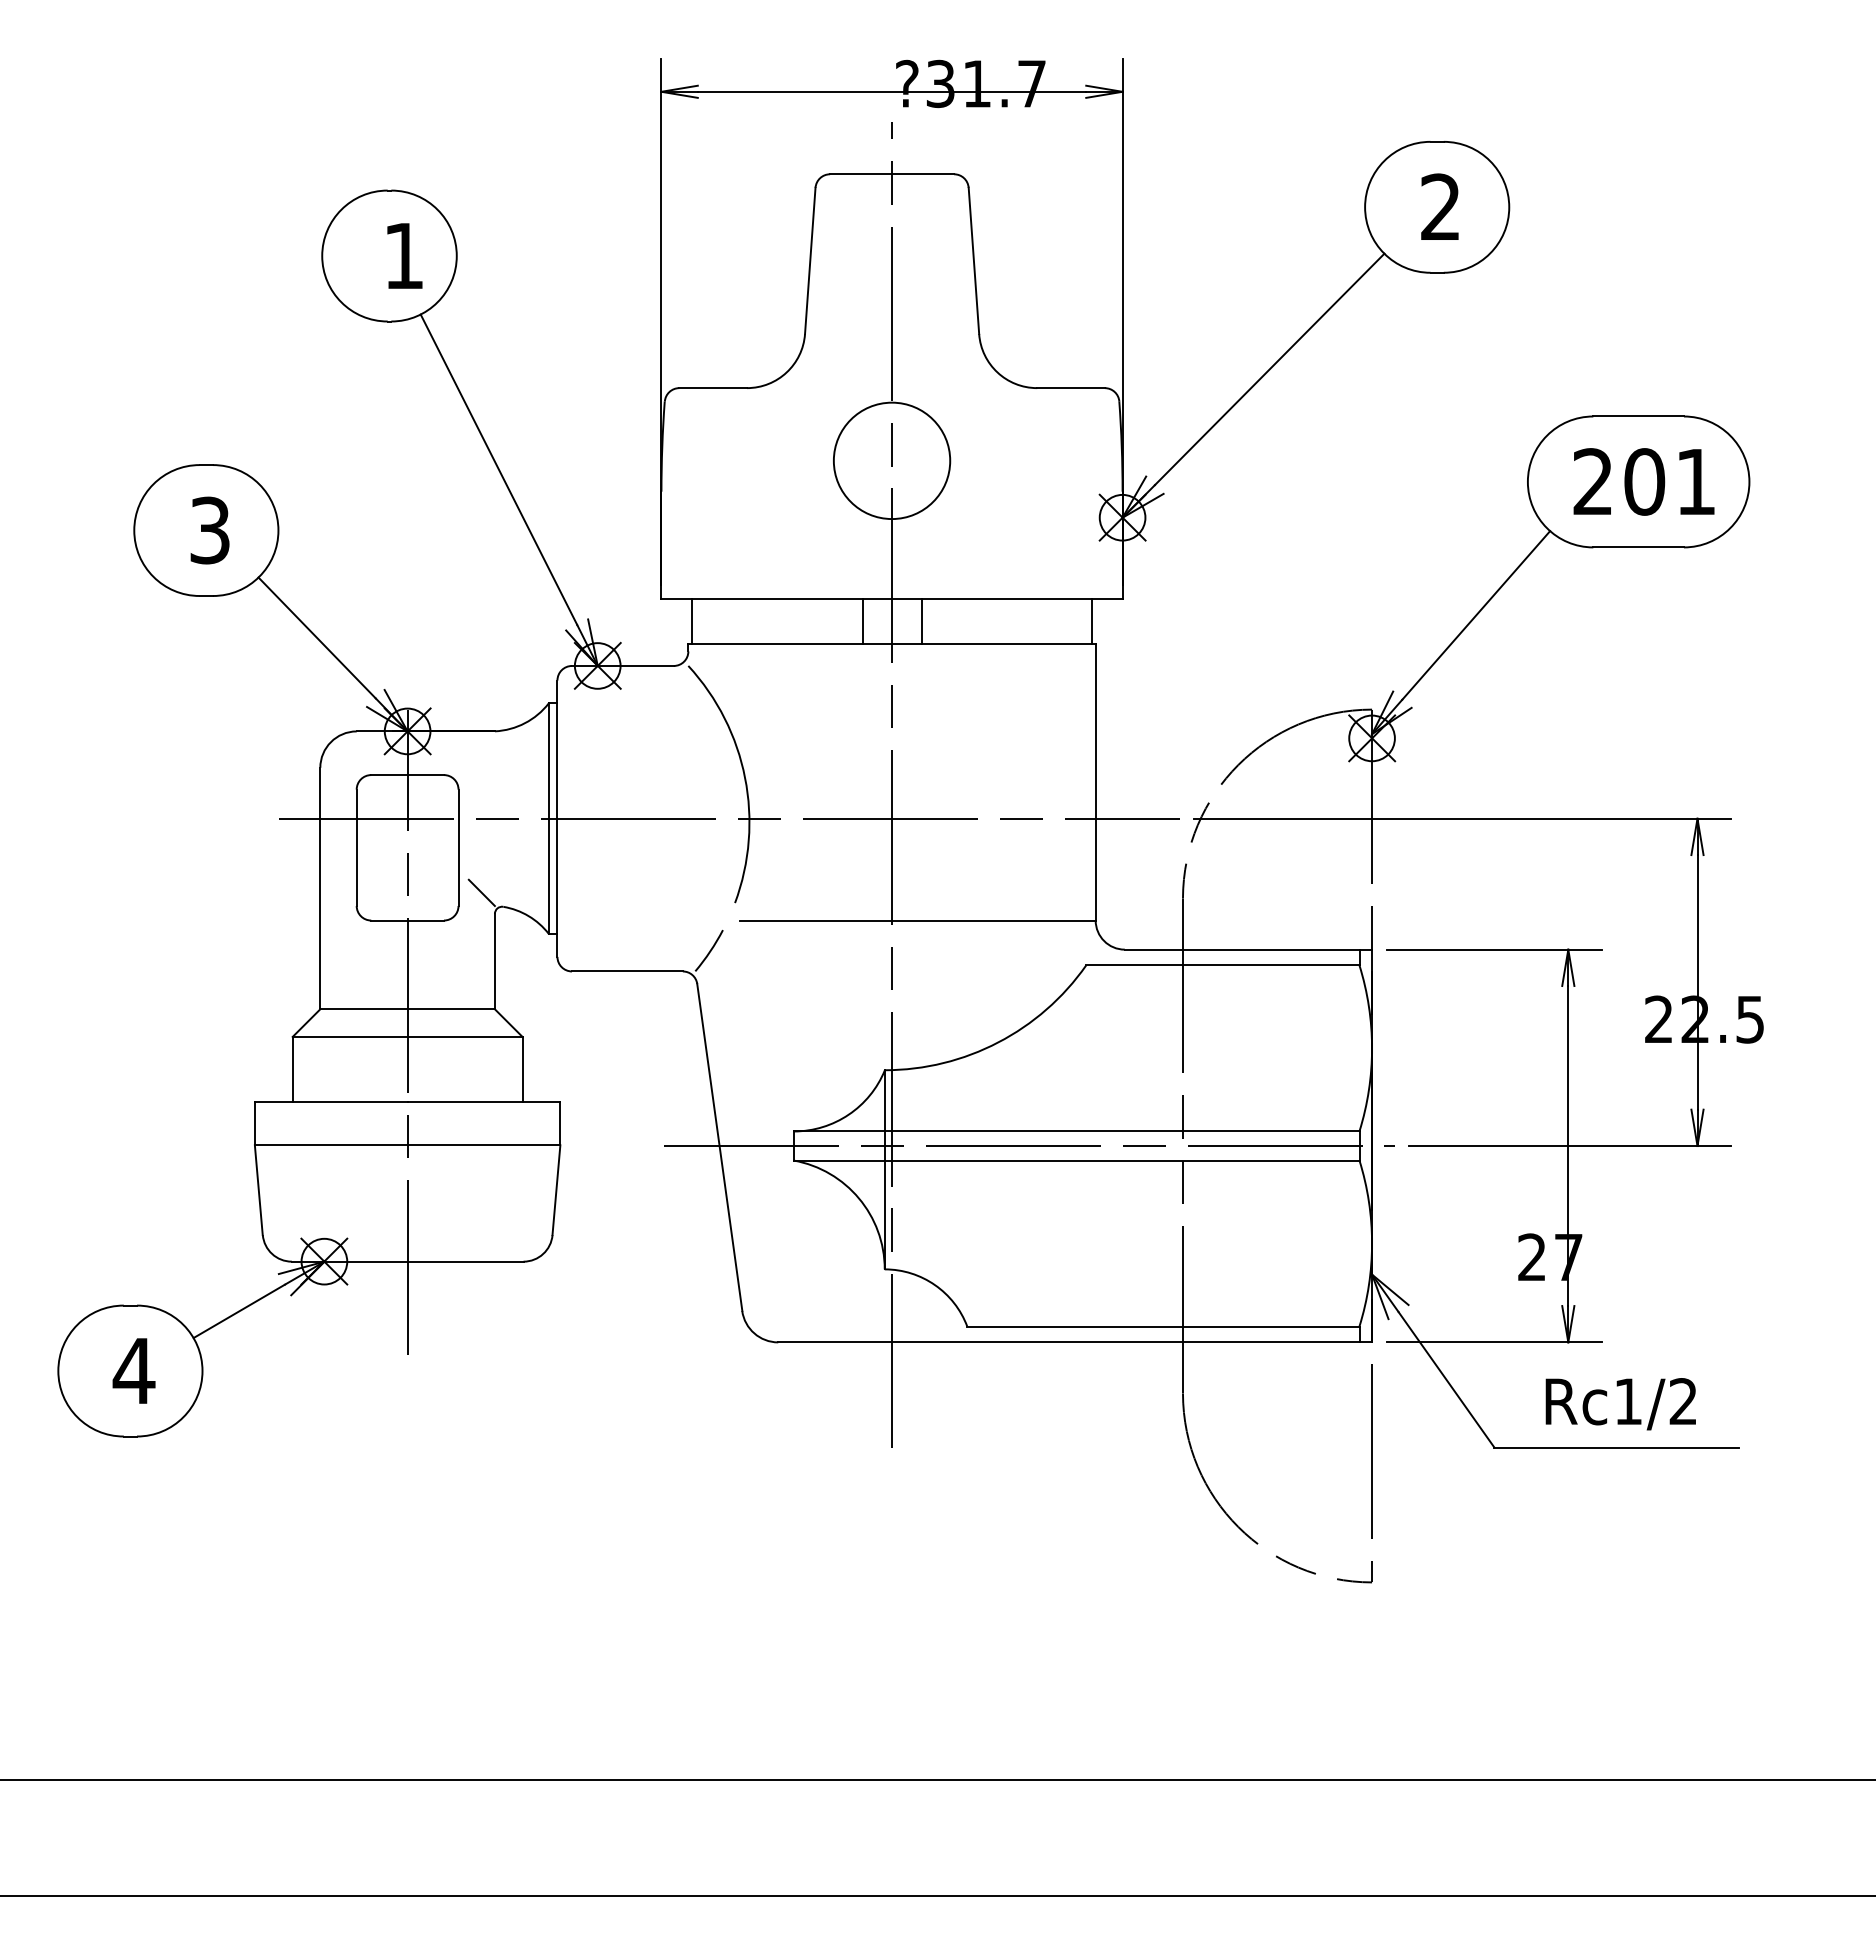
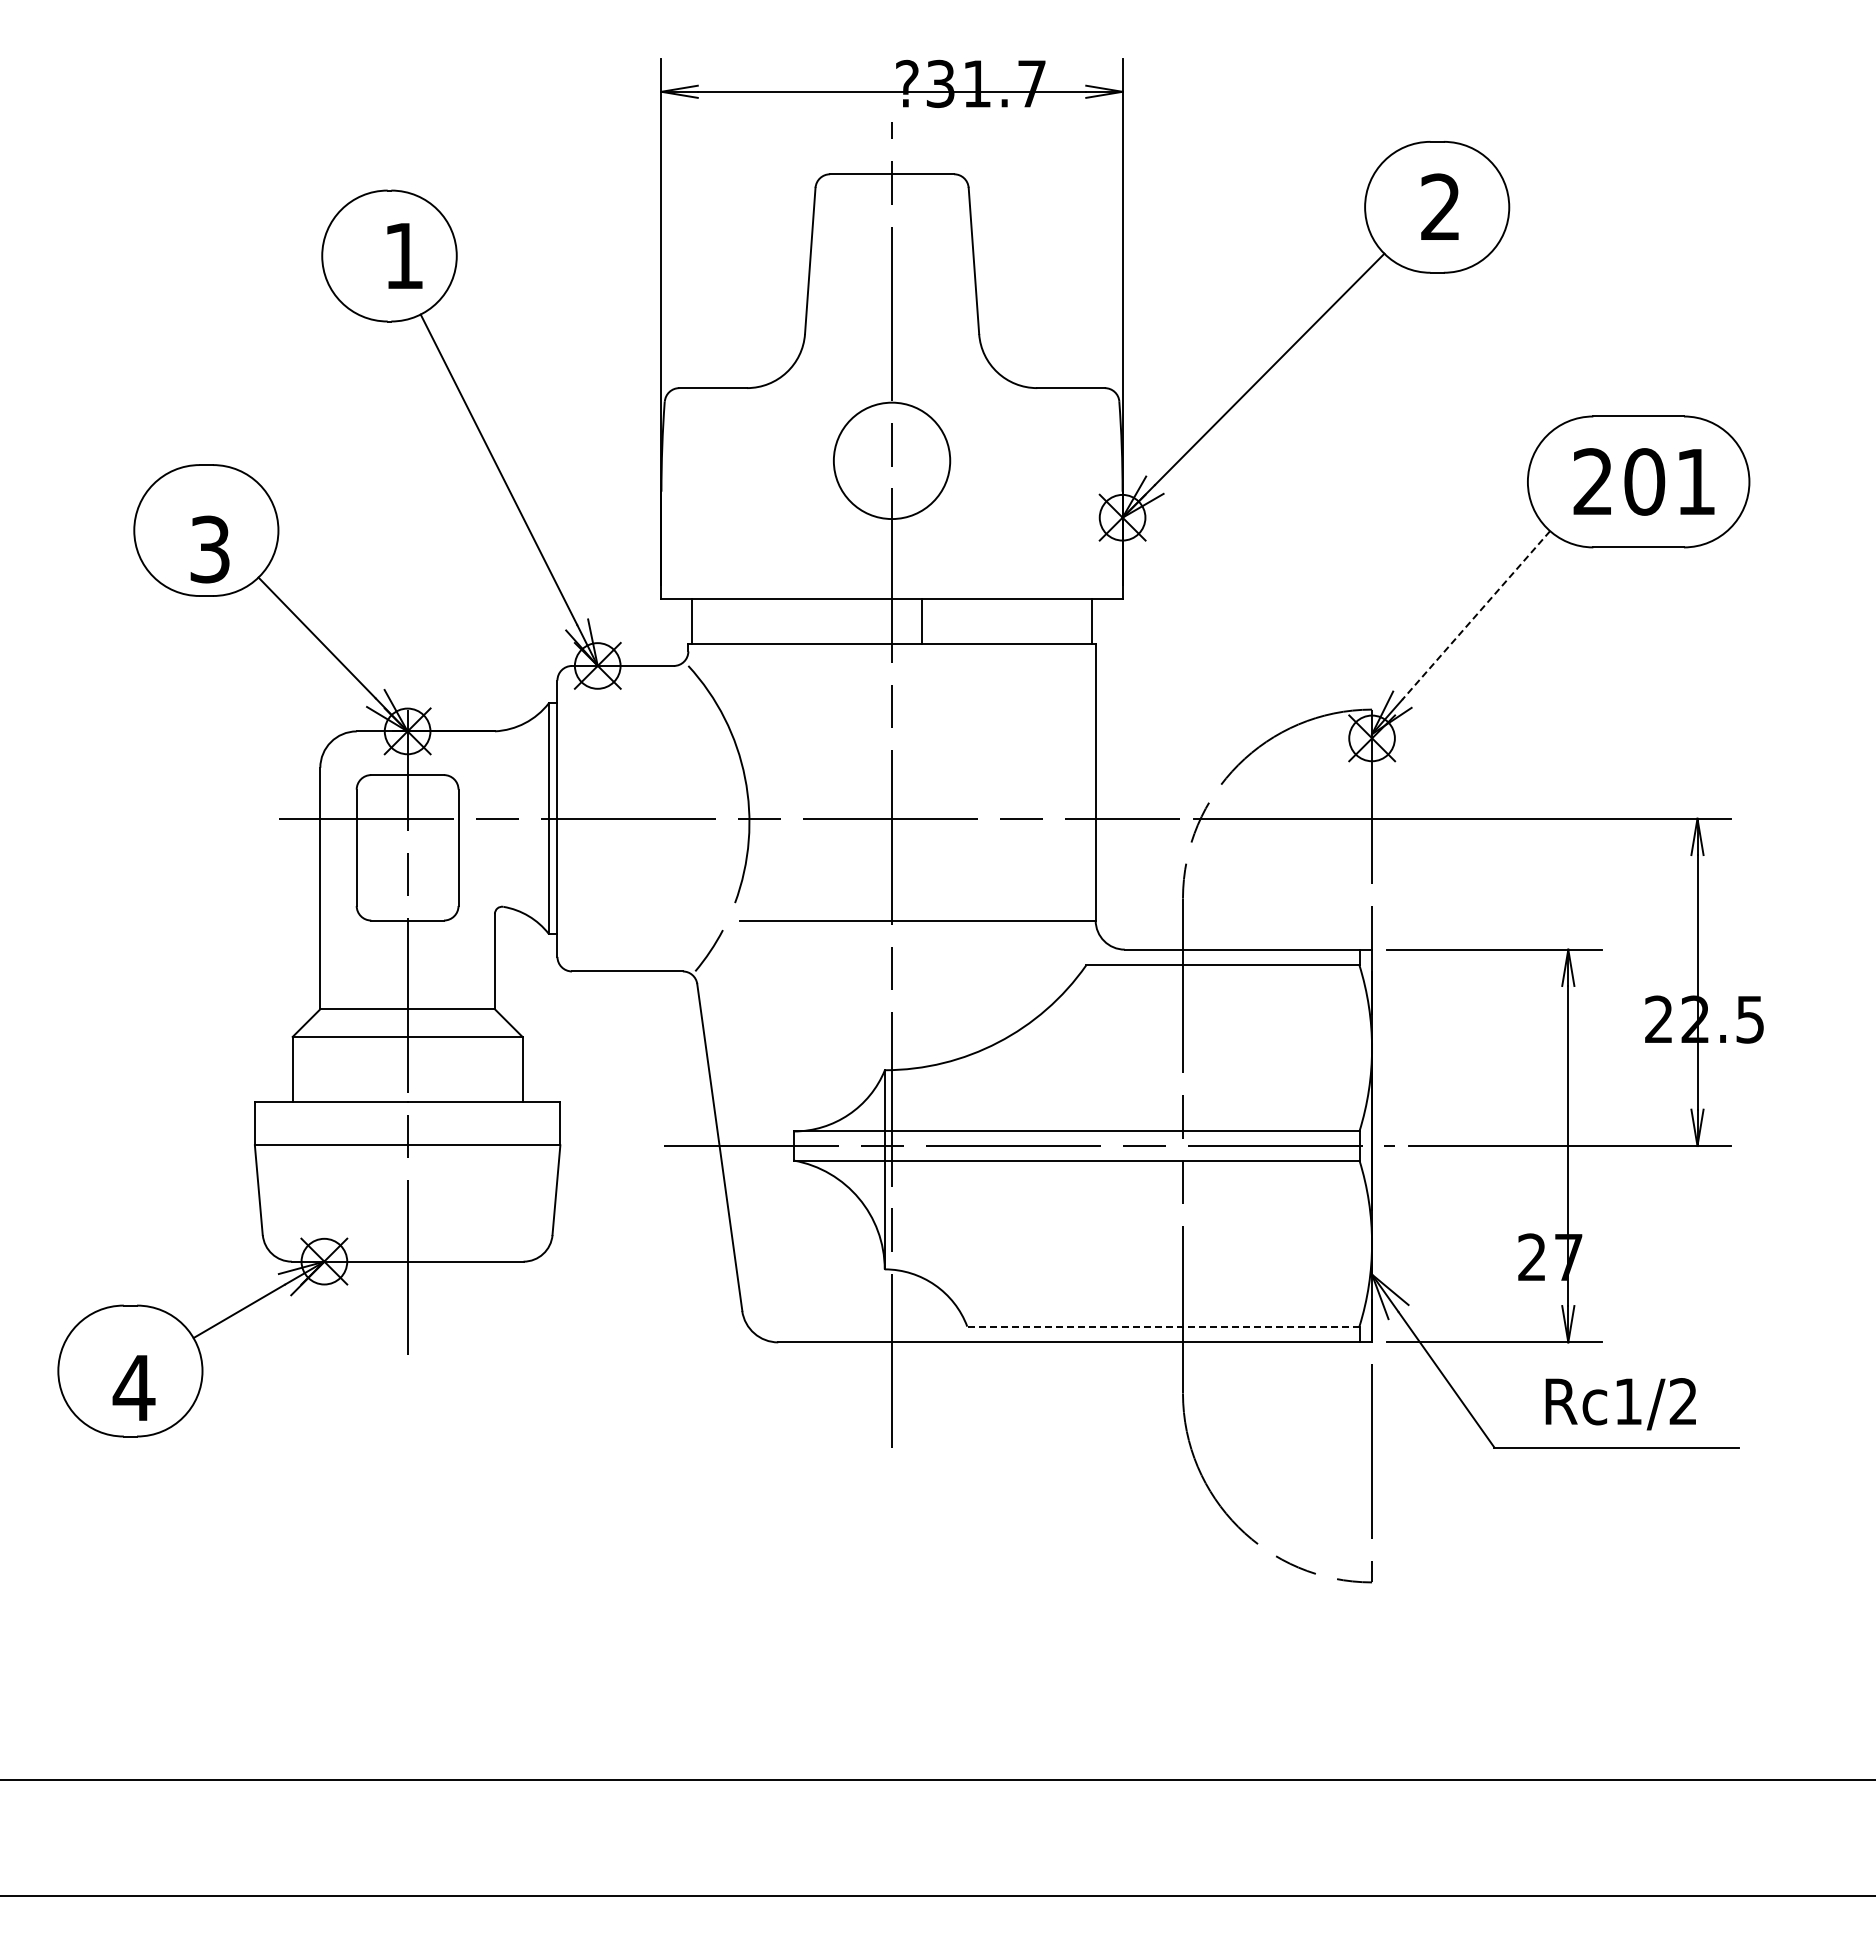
text position: (209, 530) -> (209, 549) (209, 549)
line: solid -> dashed (1475, 615)
line: present -> none (862, 621)
line: present -> none (481, 892)
line: solid -> dashed (1162, 1326)
text position: (133, 1370) -> (133, 1387) (133, 1387)
